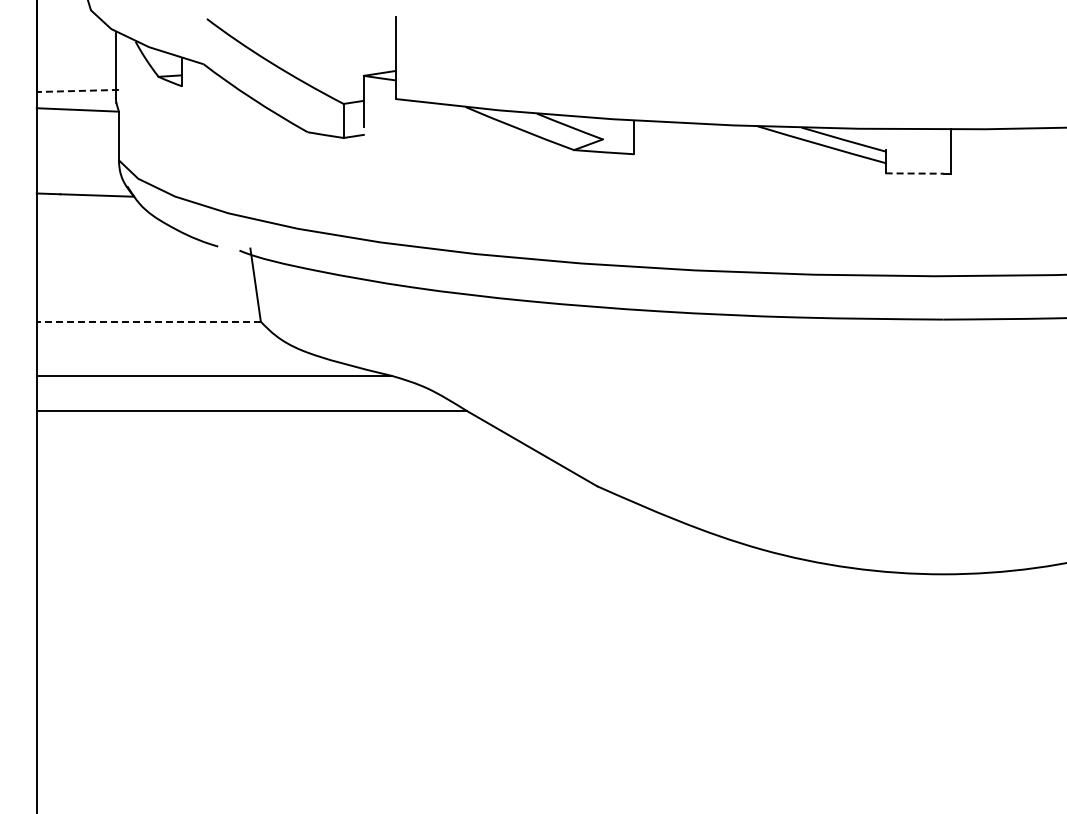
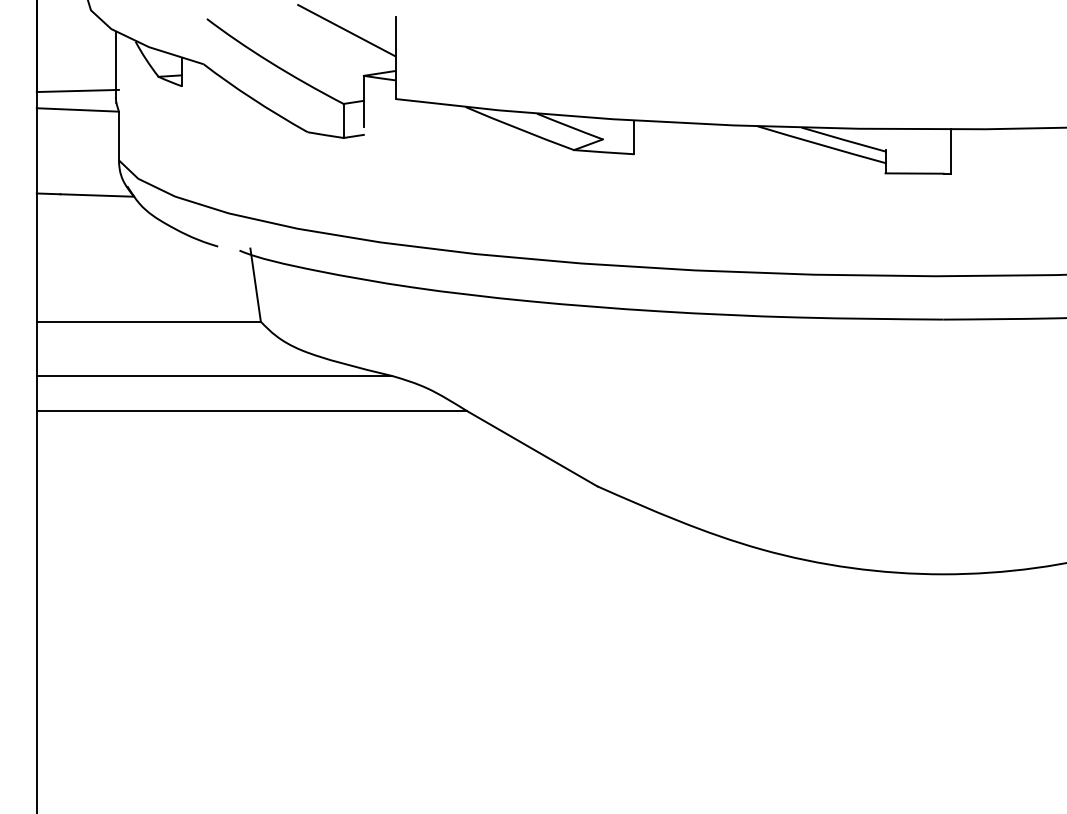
line: none -> present (346, 30)
line: dashed -> solid (77, 91)
line: dashed -> solid (915, 173)
line: dashed -> solid (148, 321)
